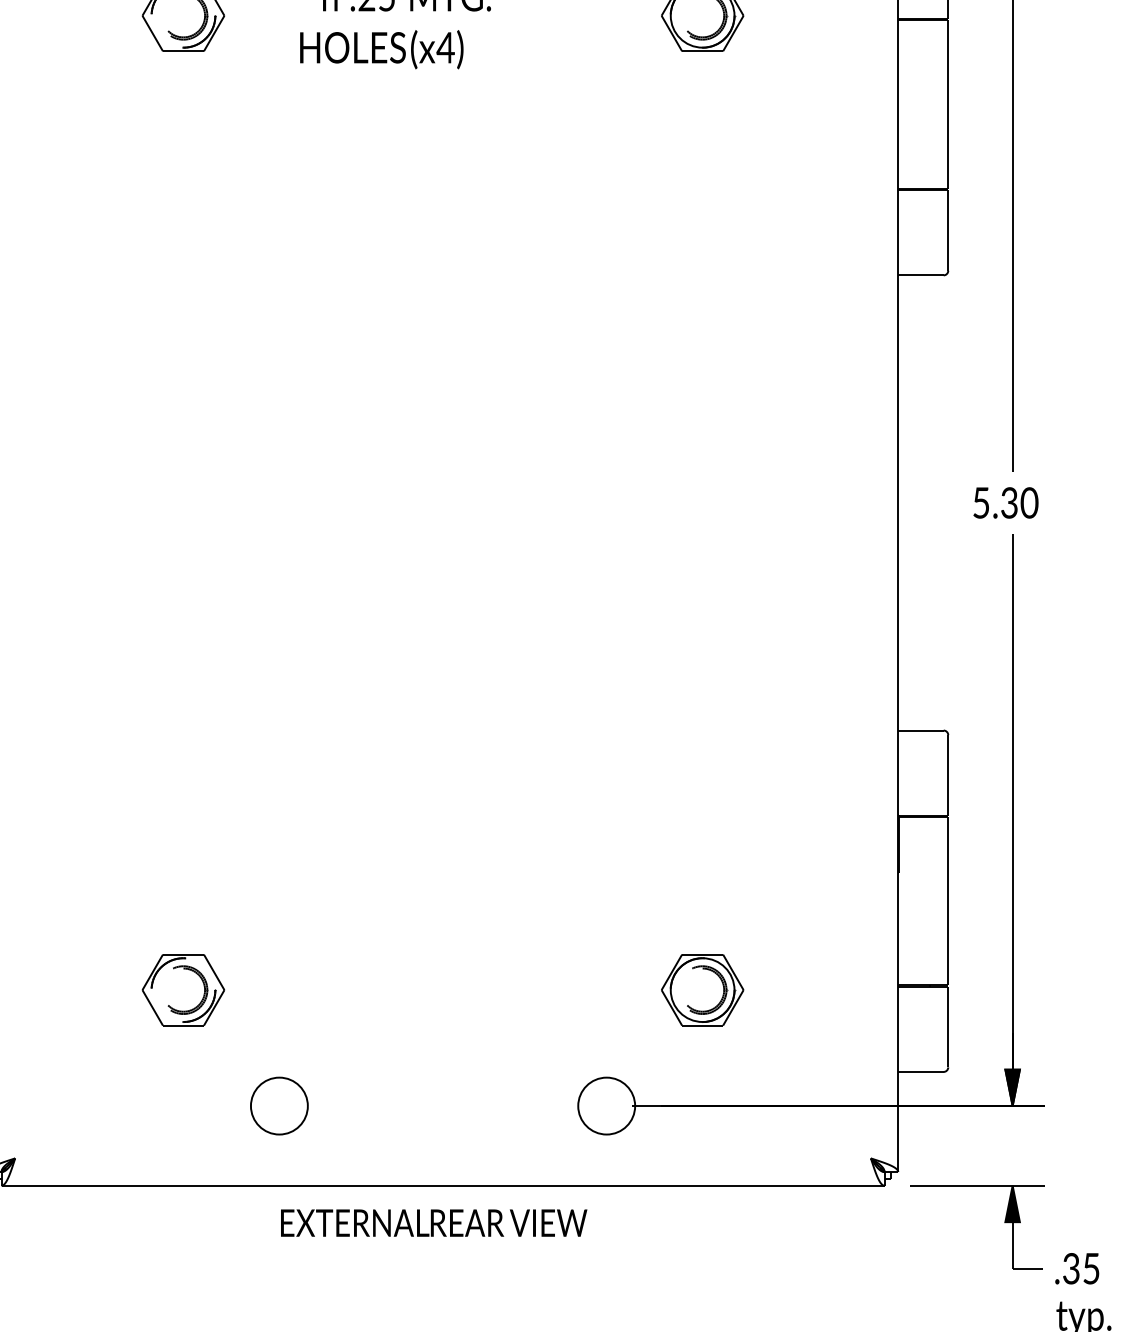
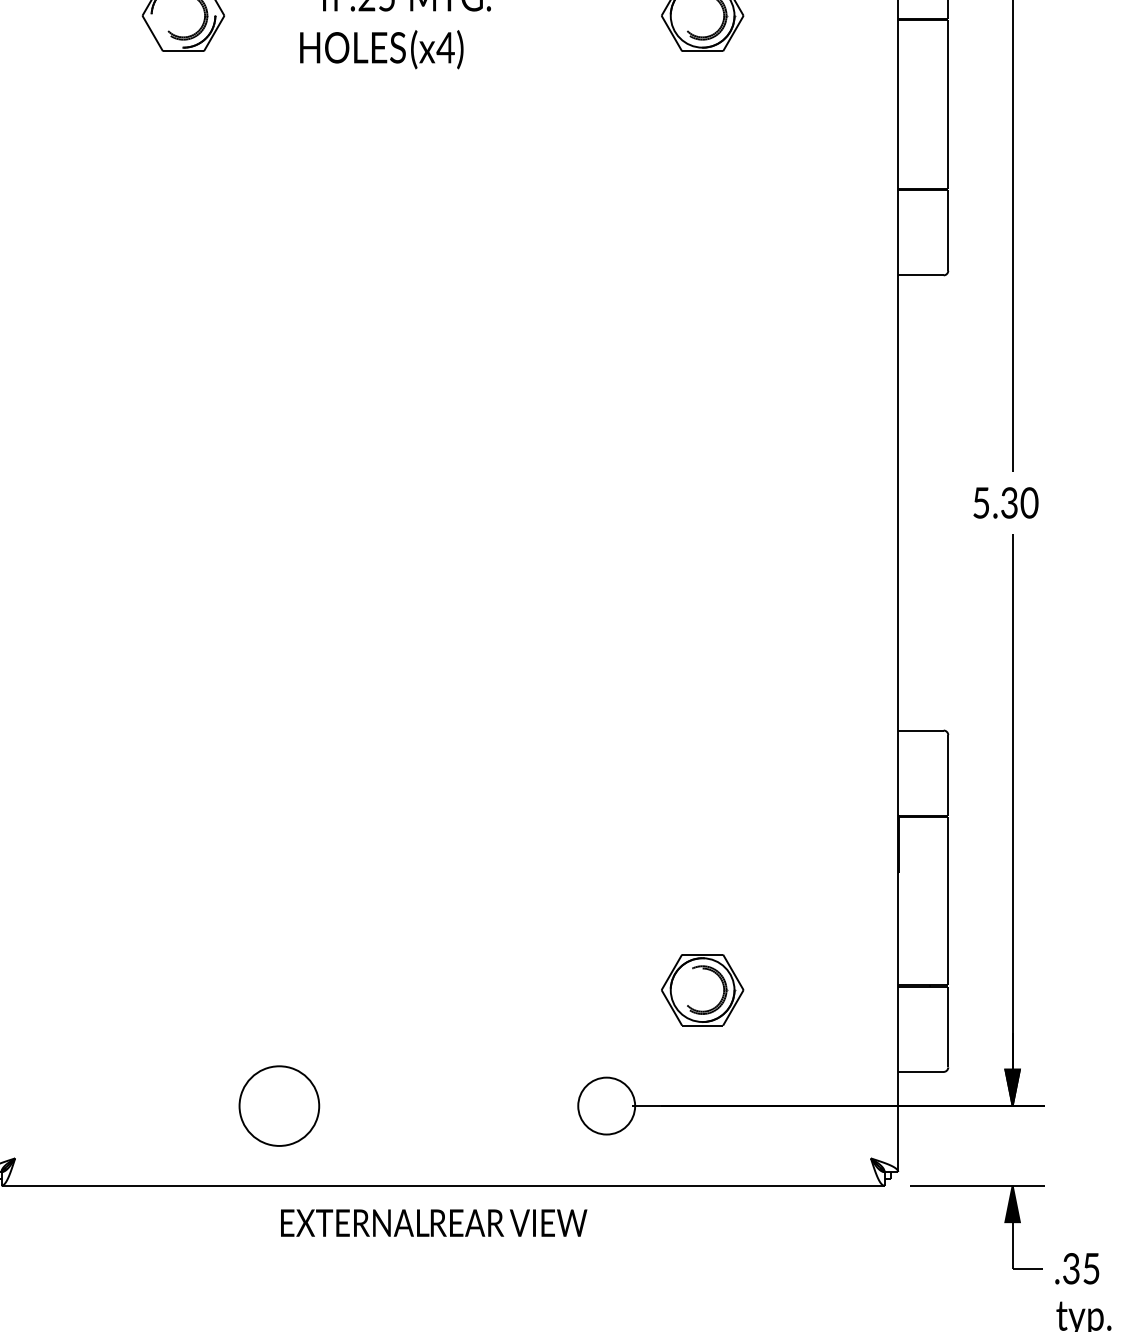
part: present -> none (182, 990)
part size: 59x60 px -> 83x82 px (279, 1105)
